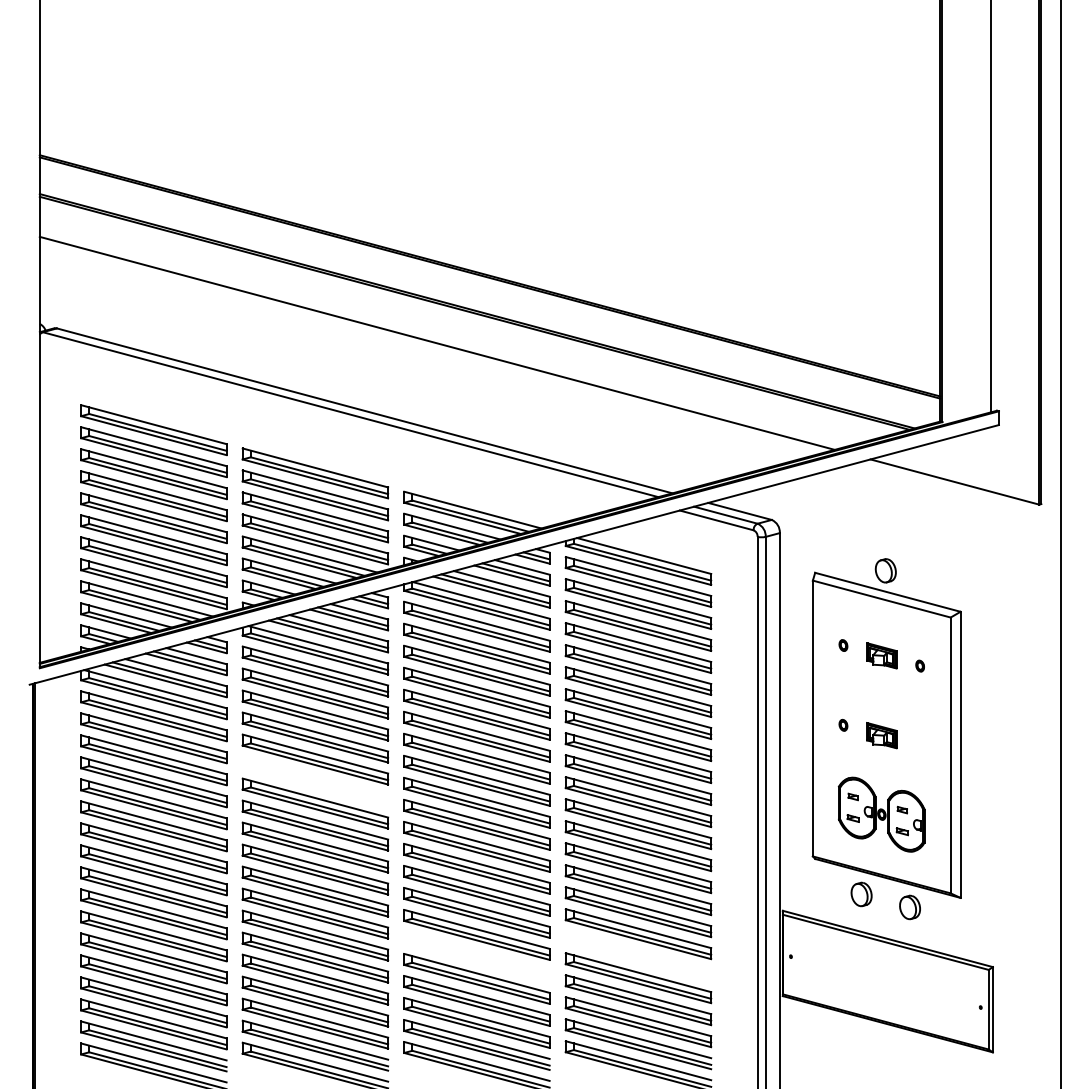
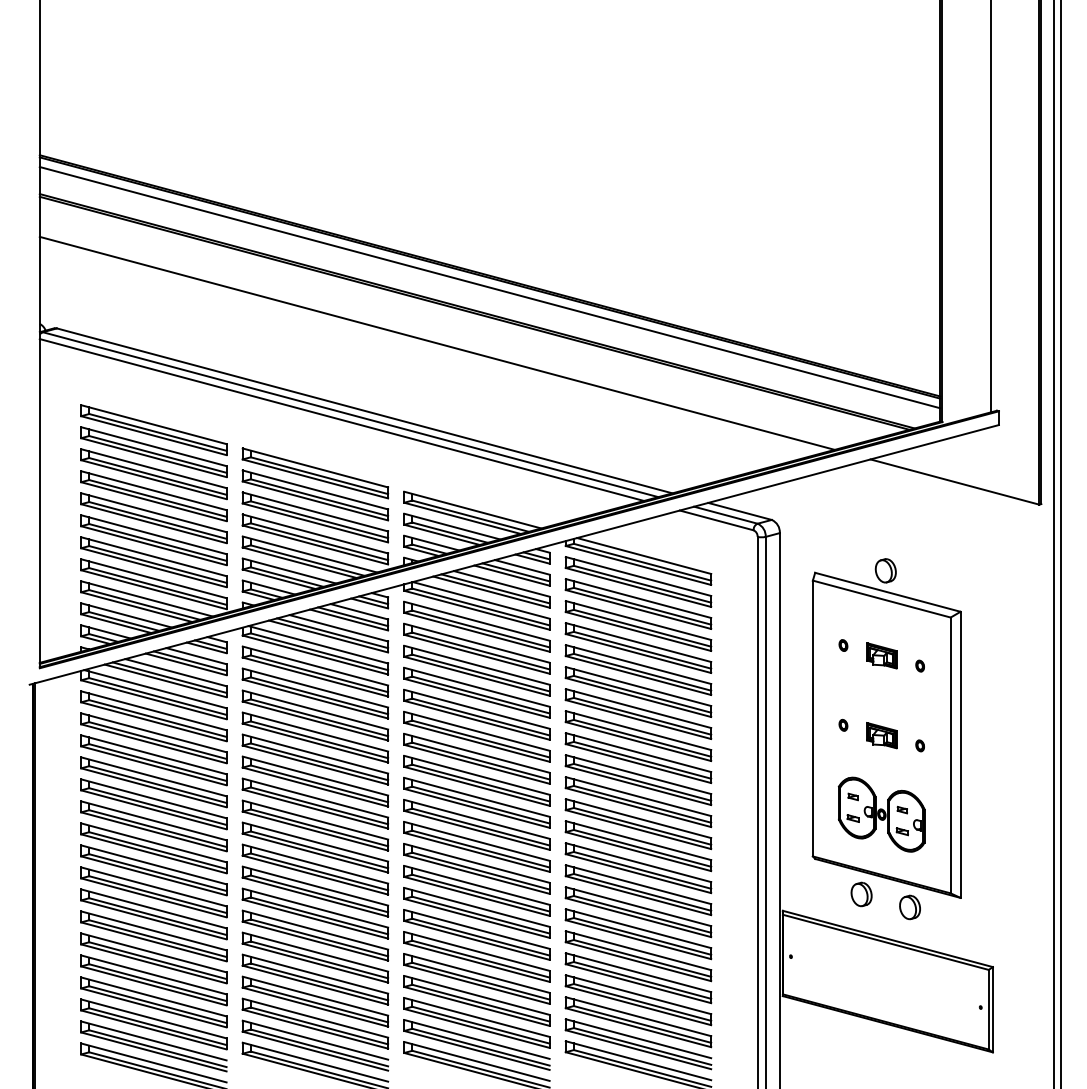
line: none -> present (489, 287)
line: none -> present (341, 419)
line: none -> present (1054, 543)
part: none -> present (919, 745)
part: none -> present (315, 781)
part: none -> present (476, 956)
part: none -> present (638, 956)
